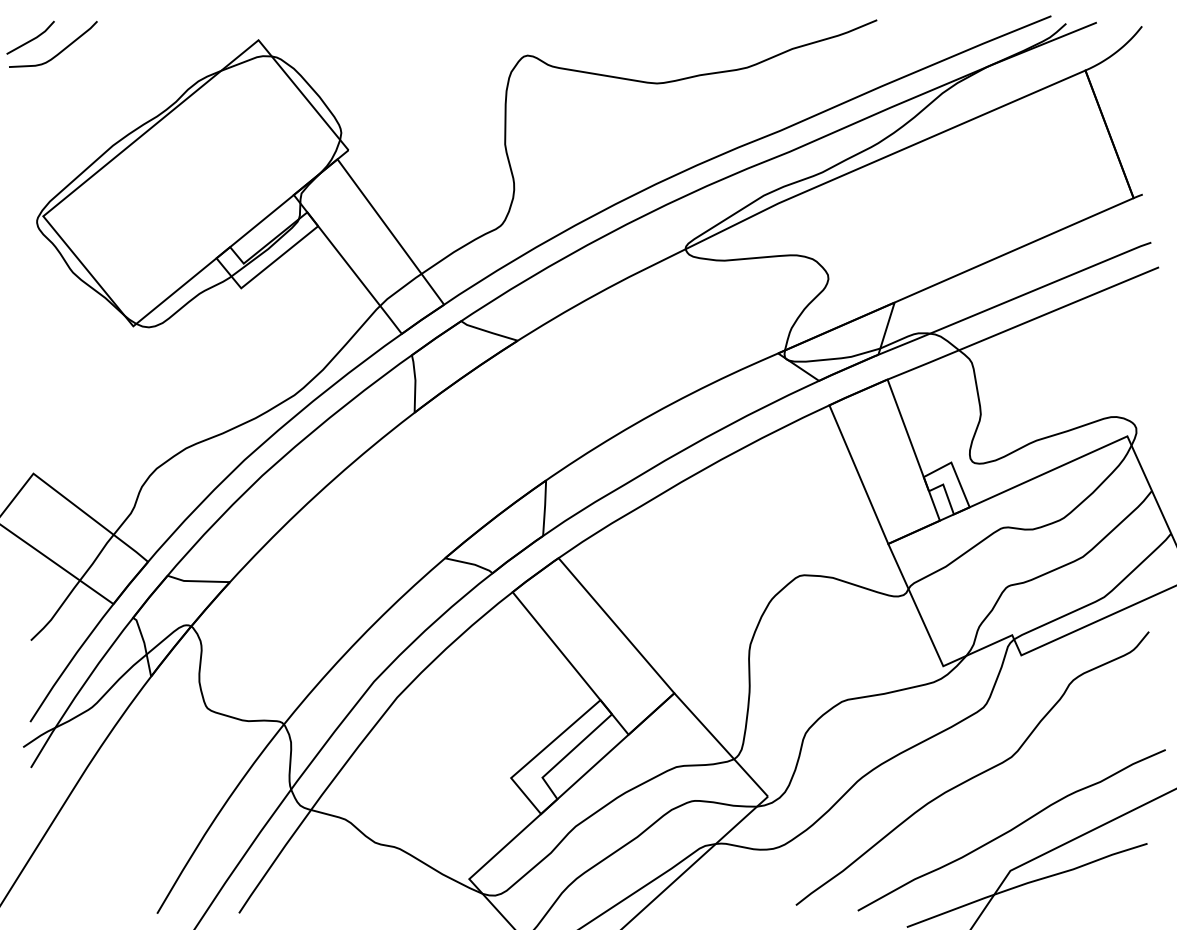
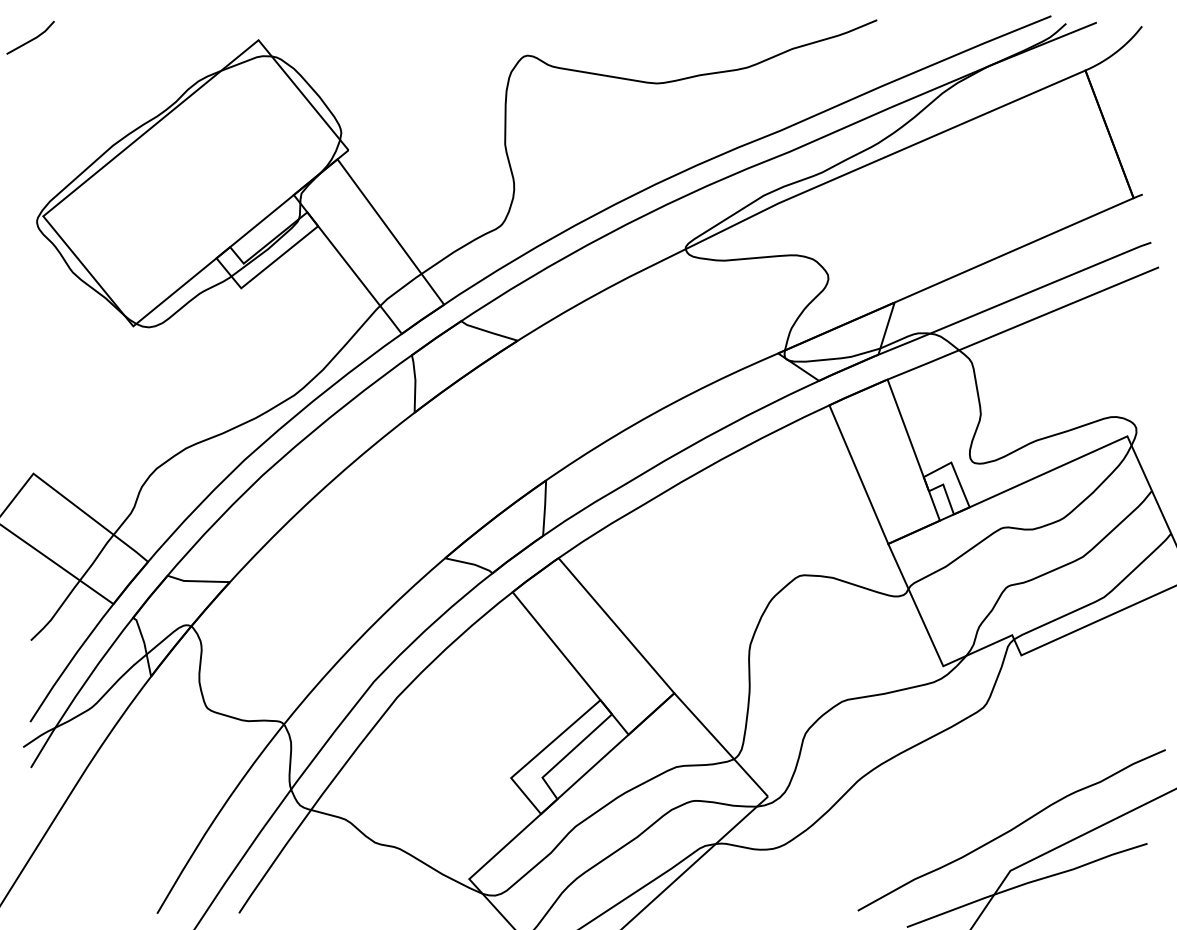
curve: present -> none (58, 52)
curve: present -> none (976, 774)
